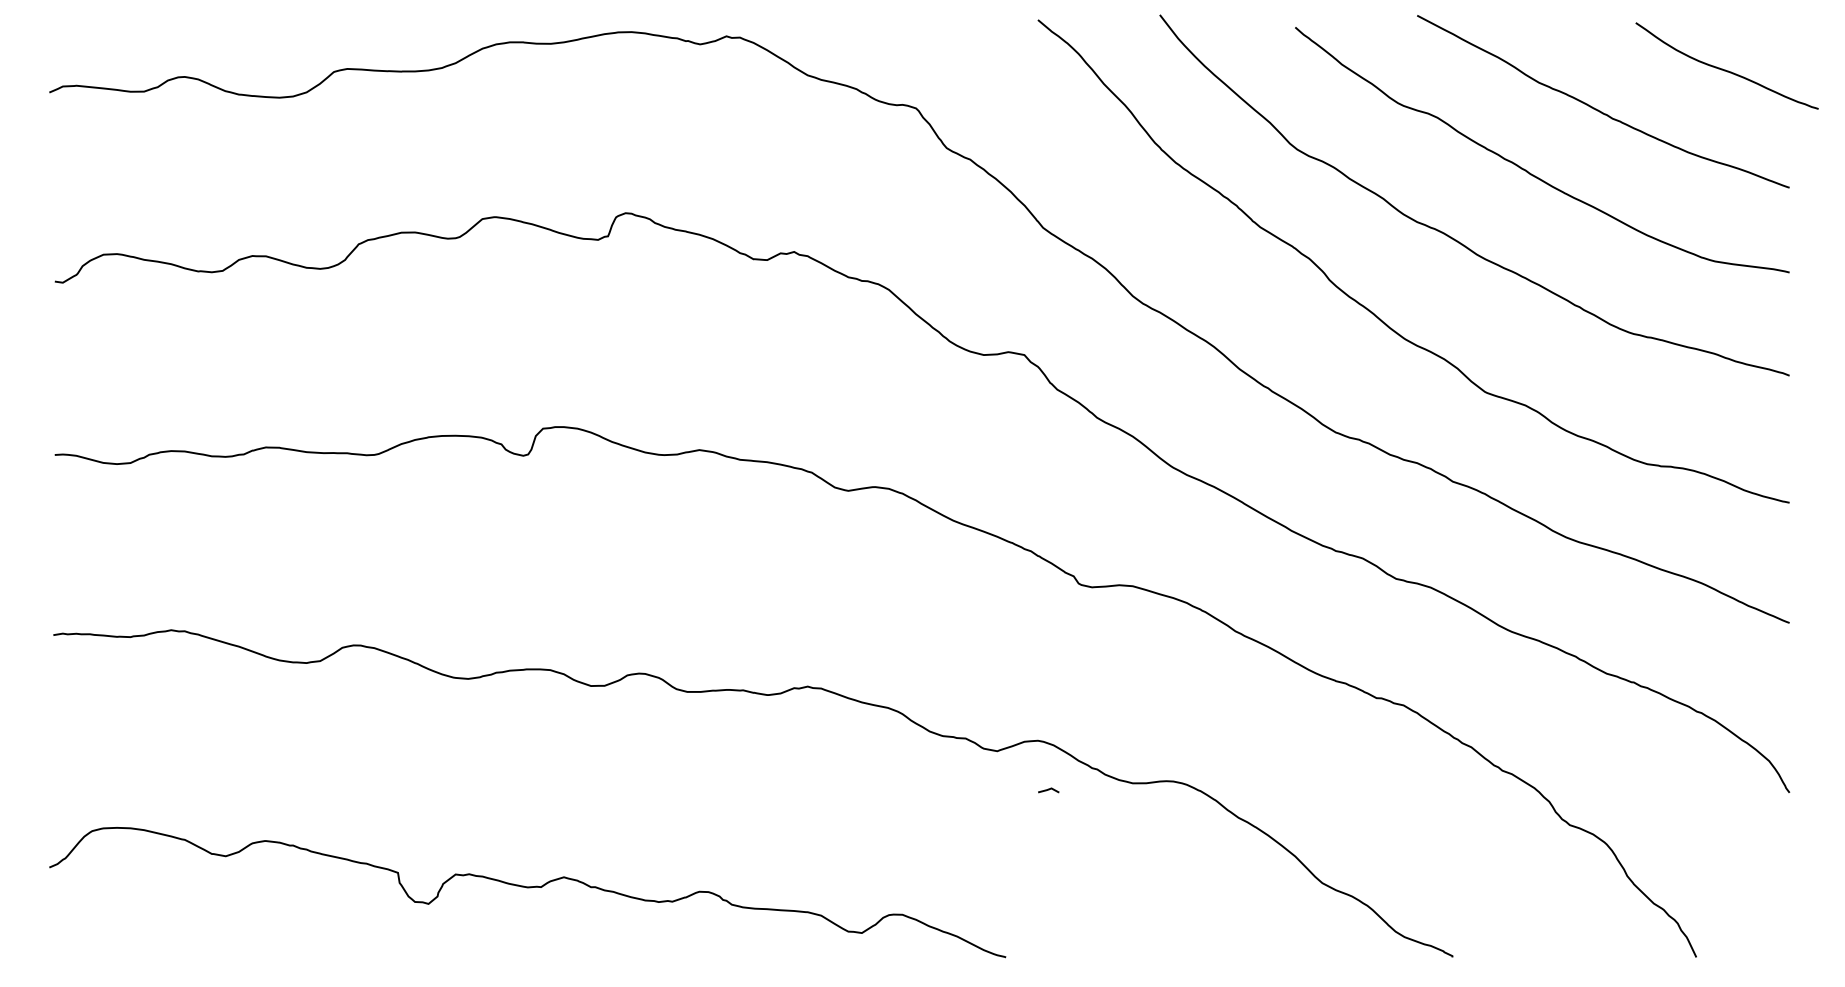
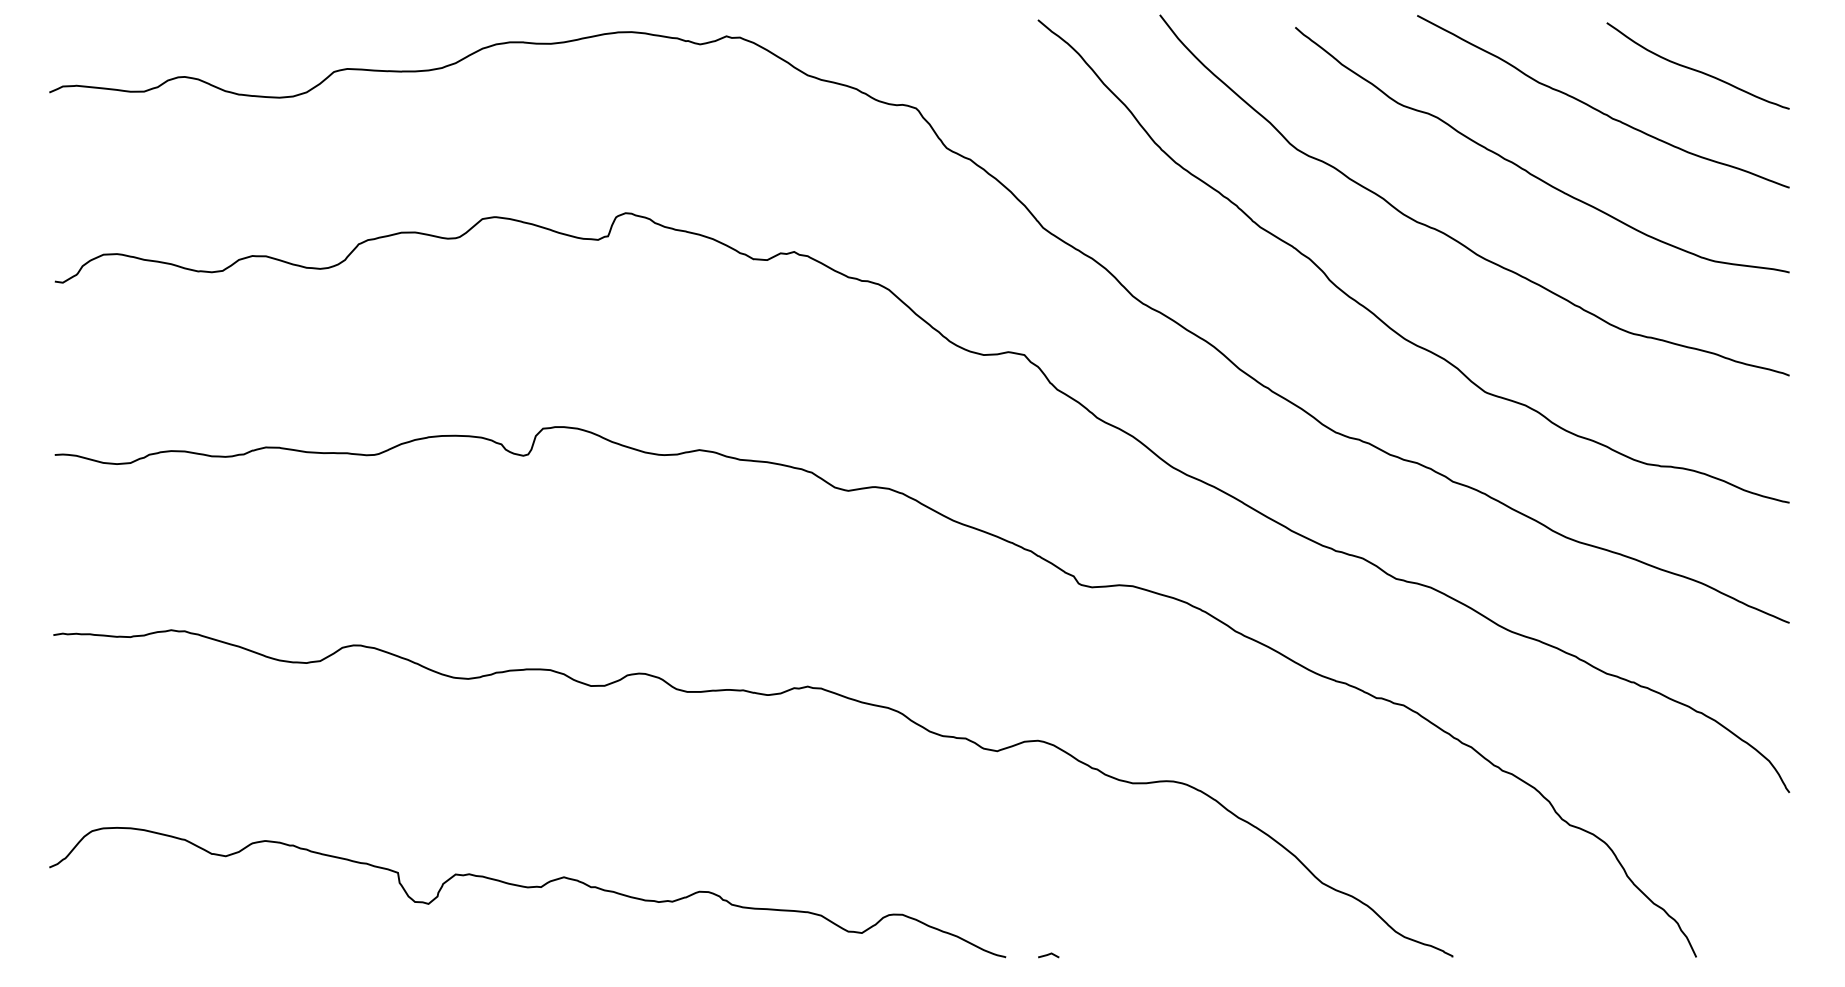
curve position: (1725, 69) -> (1696, 69) (1696, 69)
line position: (1048, 790) -> (1048, 955) (1048, 955)
